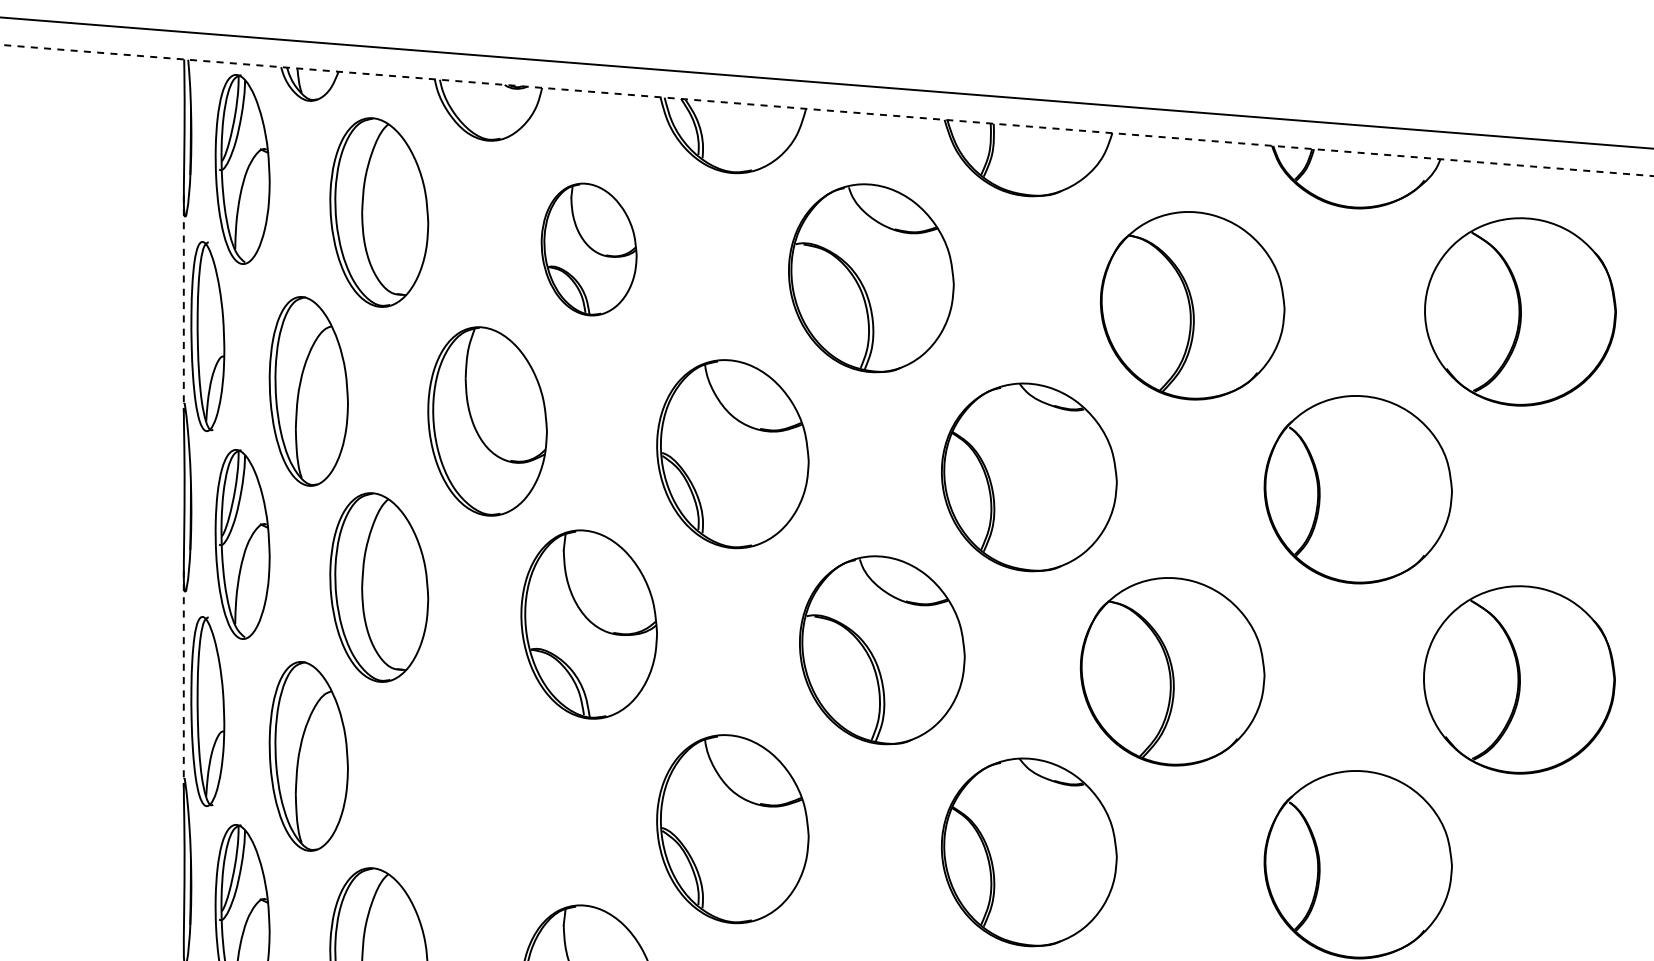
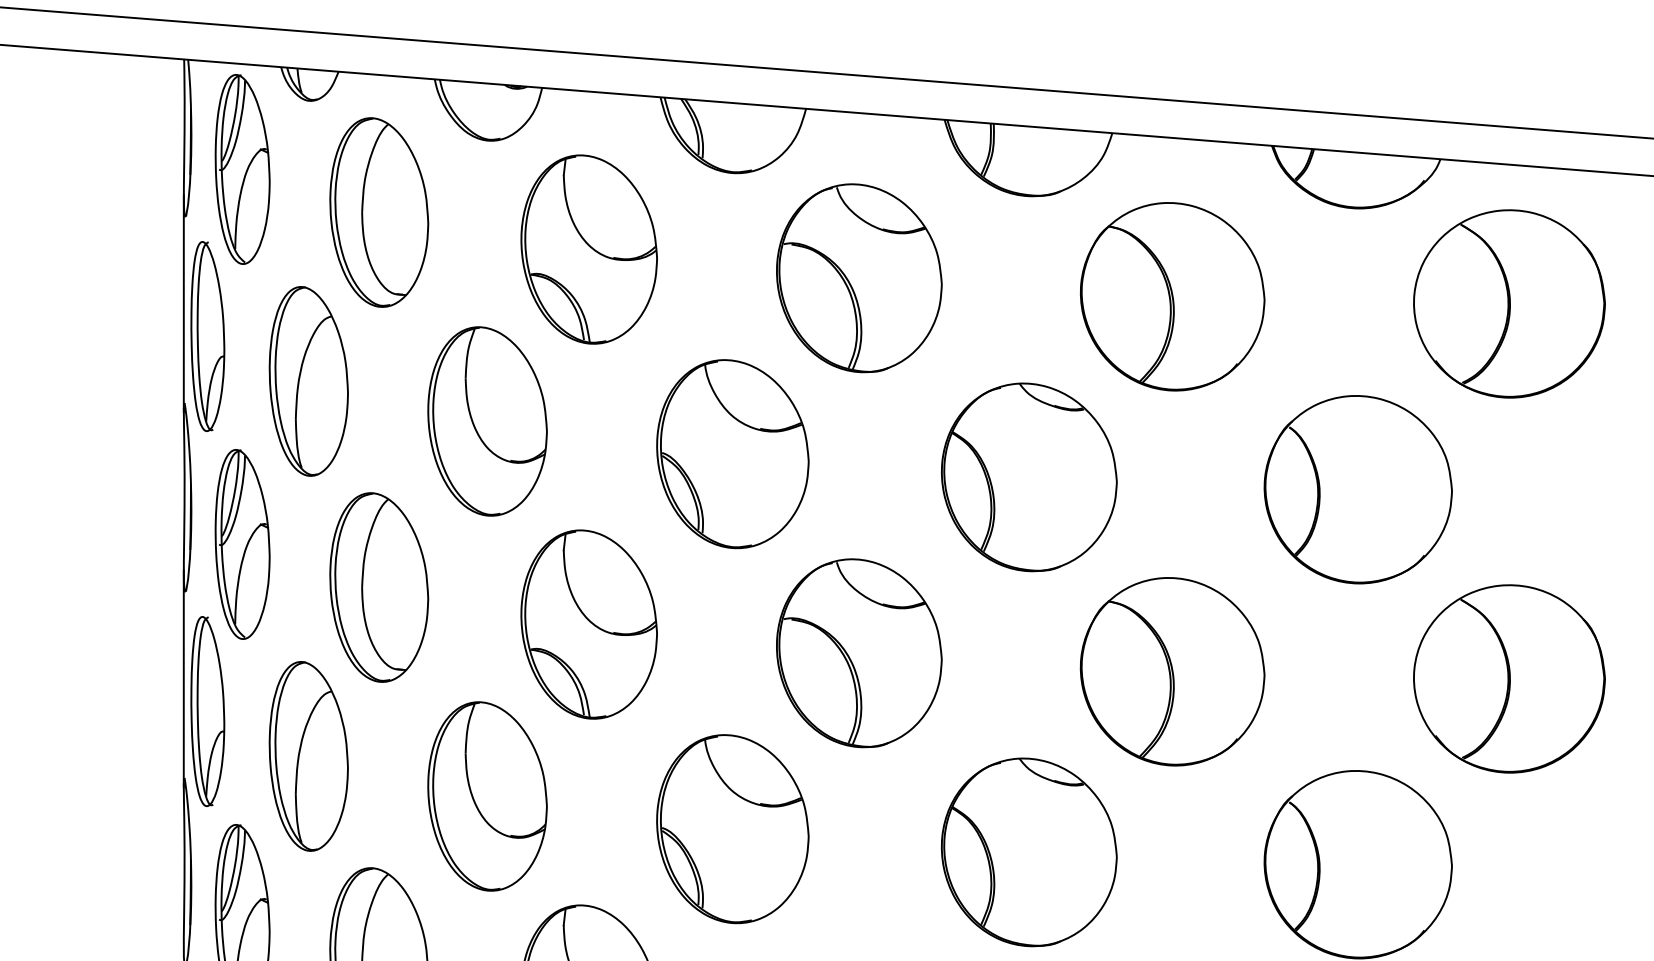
line position: (826, 82) -> (826, 72) (826, 72)
line: dashed -> solid (826, 110)
part size: 98x135 px -> 138x191 px (588, 249)
part position: (871, 278) -> (859, 278) (859, 278)
line: dashed -> solid (183, 304)
part position: (1192, 305) -> (1172, 296) (1172, 296)
part position: (1520, 311) -> (1509, 303) (1509, 303)
part position: (308, 391) -> (308, 381) (308, 381)
part position: (882, 650) -> (859, 653) (859, 653)
line: dashed -> solid (183, 679)
part position: (1519, 679) -> (1509, 678) (1509, 678)
part: none -> present (487, 796)
